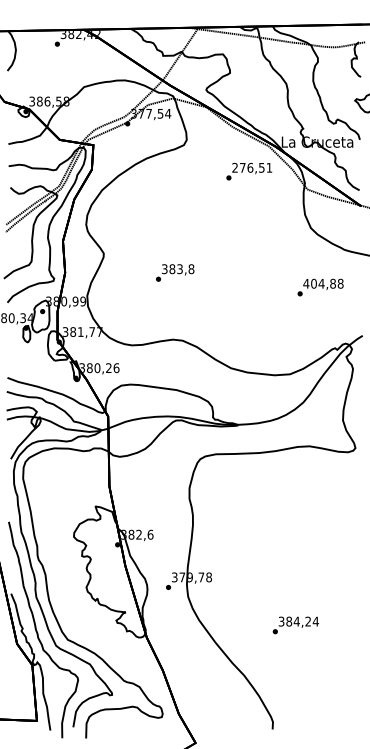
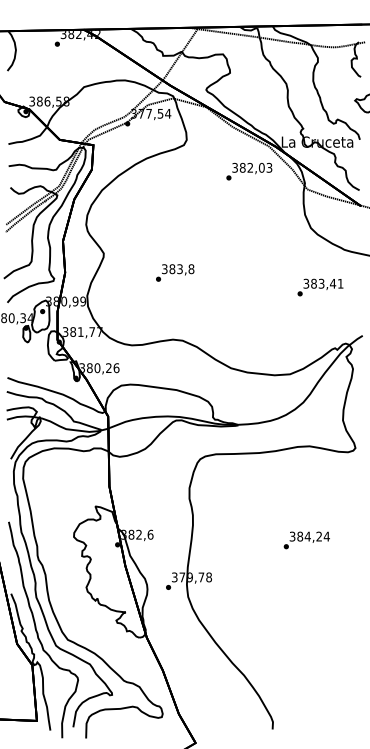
text: 276,51 -> 382,03 (252, 167)
text: 404,88 -> 383,41 (323, 283)
text position: (295, 625) -> (306, 540) (306, 540)
